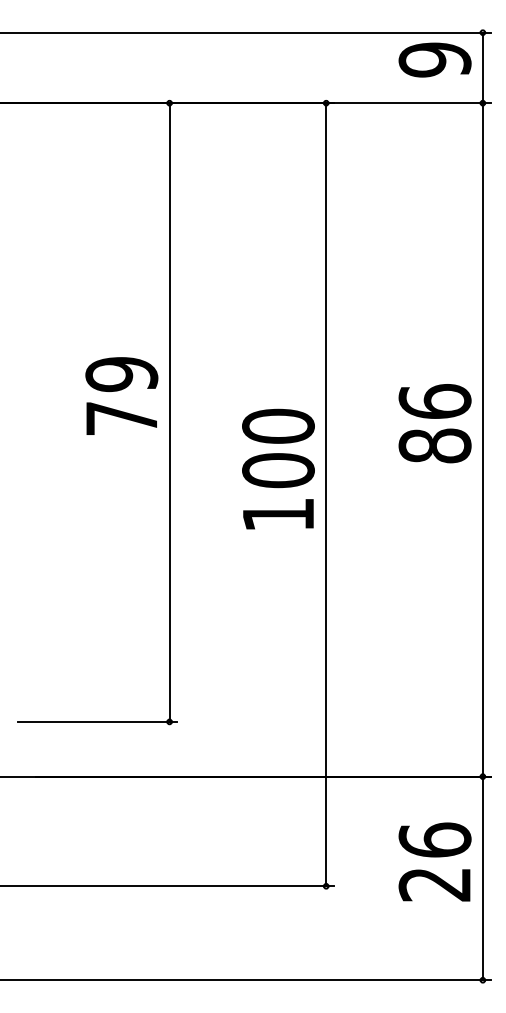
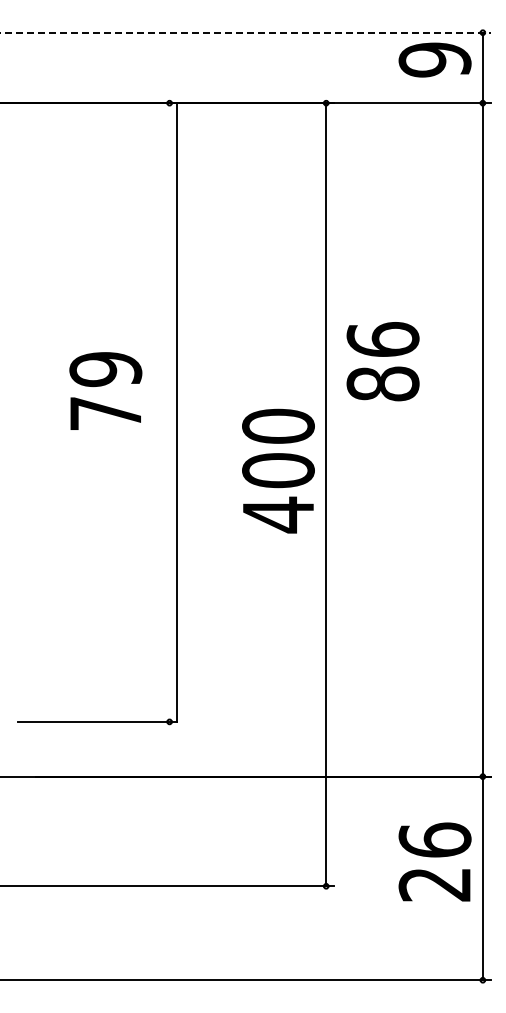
line: solid -> dashed (245, 32)
text position: (121, 395) -> (105, 390) (105, 390)
line position: (169, 412) -> (176, 412) (176, 412)
text position: (434, 423) -> (382, 361) (382, 361)
text: 100 -> 400 (278, 514)
